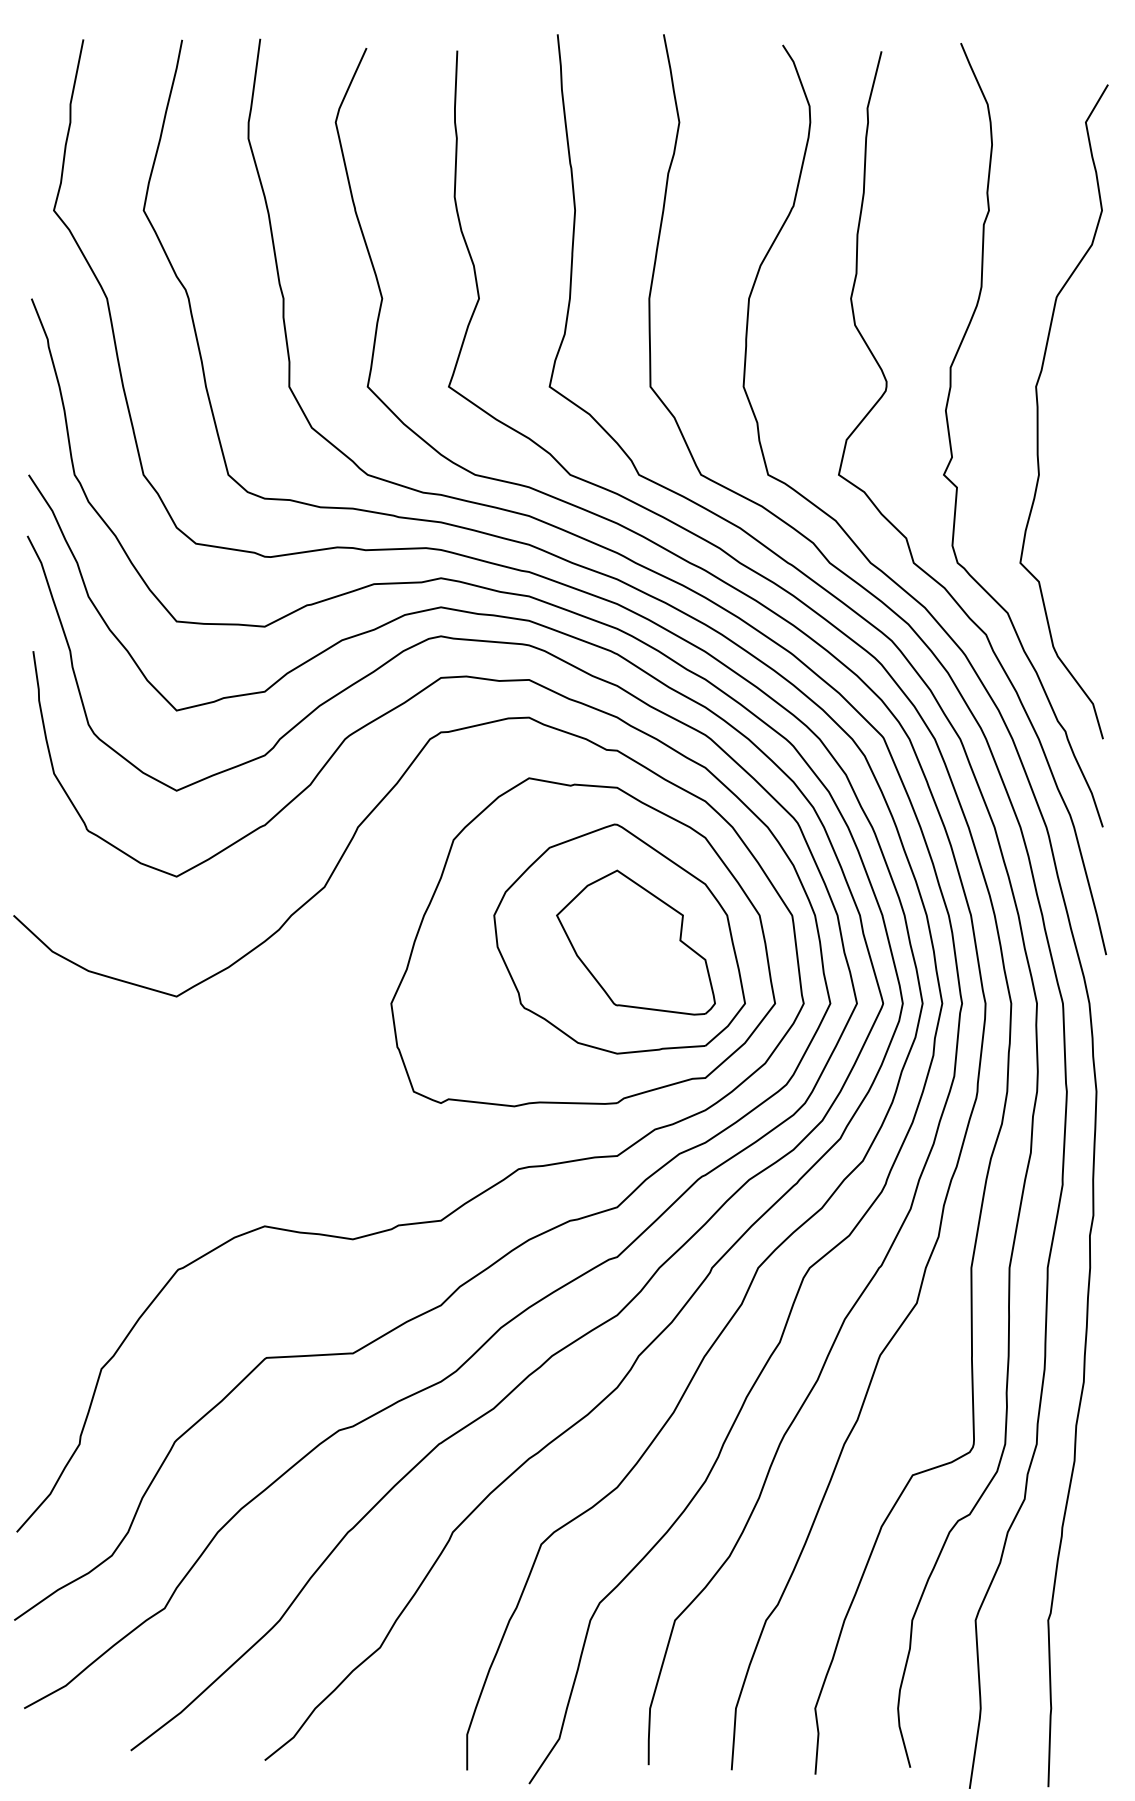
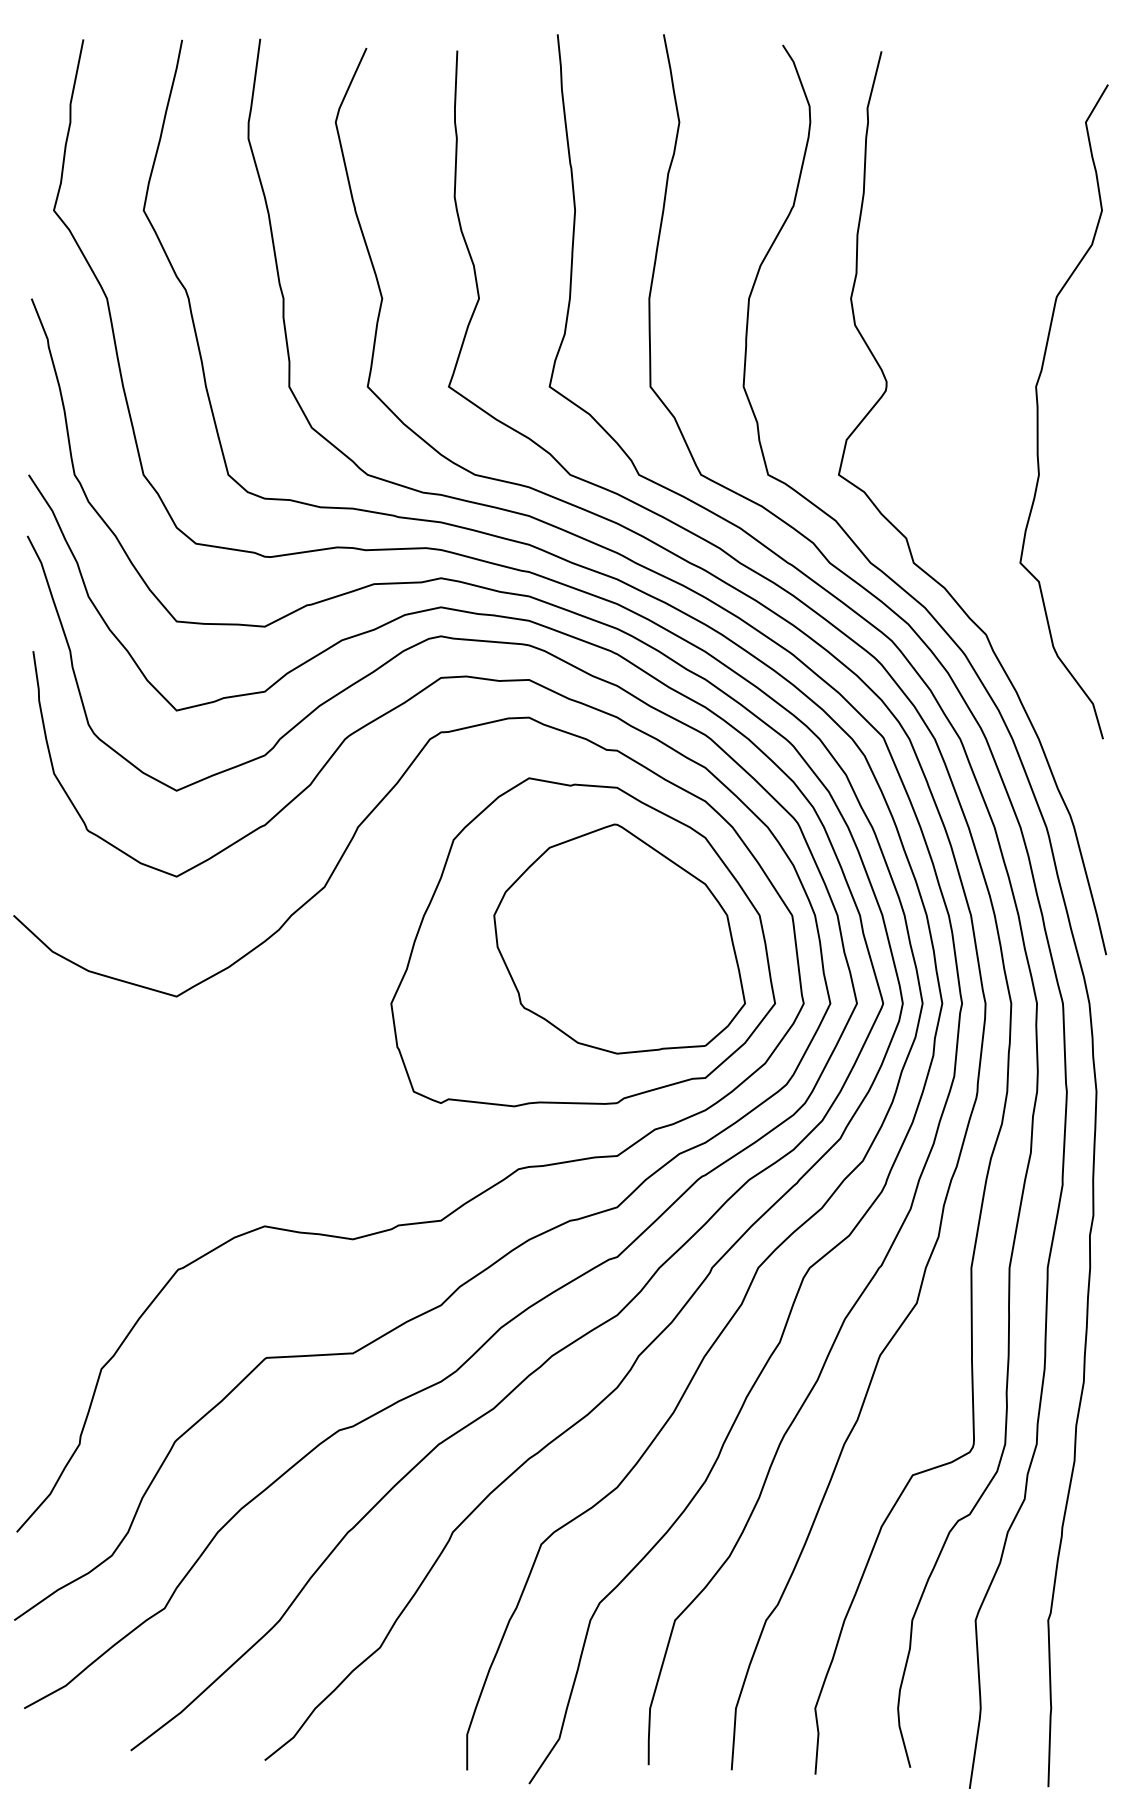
curve: present -> none (951, 443)
part: present -> none (635, 942)
